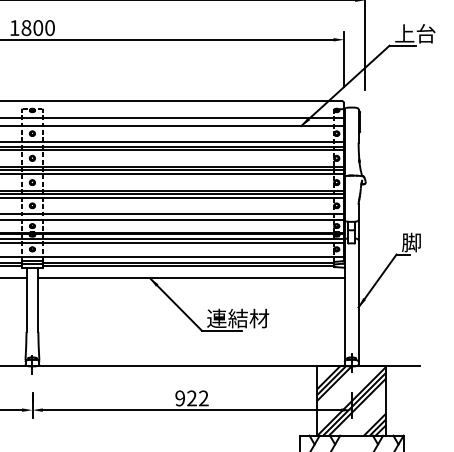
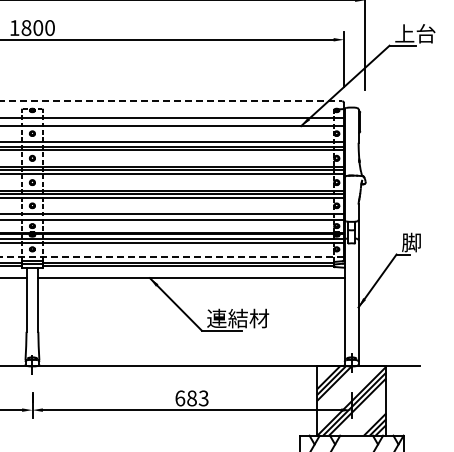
line: solid -> dashed (171, 101)
line: solid -> dashed (172, 256)
text: 922 -> 683 (191, 398)
